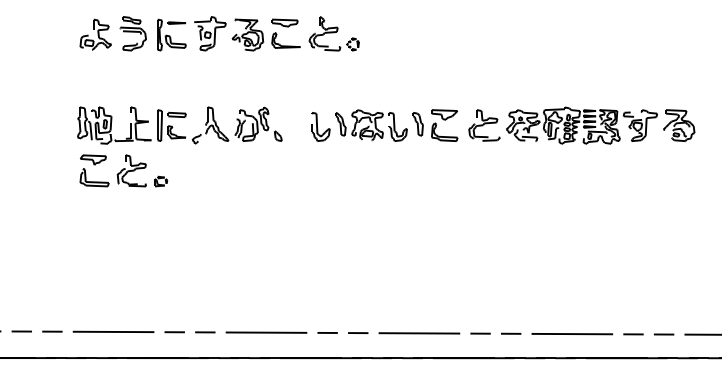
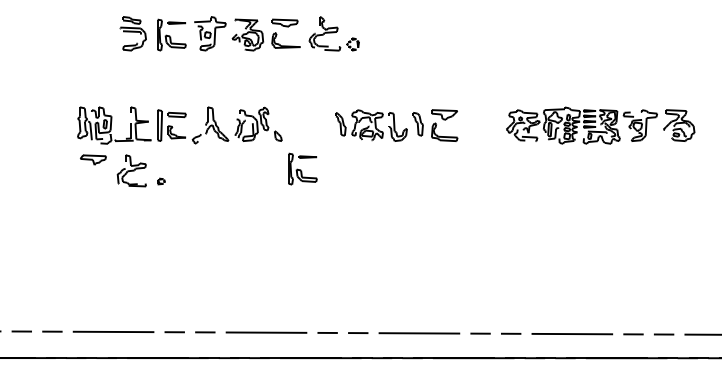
part: present -> none (95, 34)
part: present -> none (484, 125)
part: present -> none (320, 126)
part: none -> present (302, 168)
part: present -> none (94, 177)
part size: 15x13 px -> 9x9 px (161, 181)
